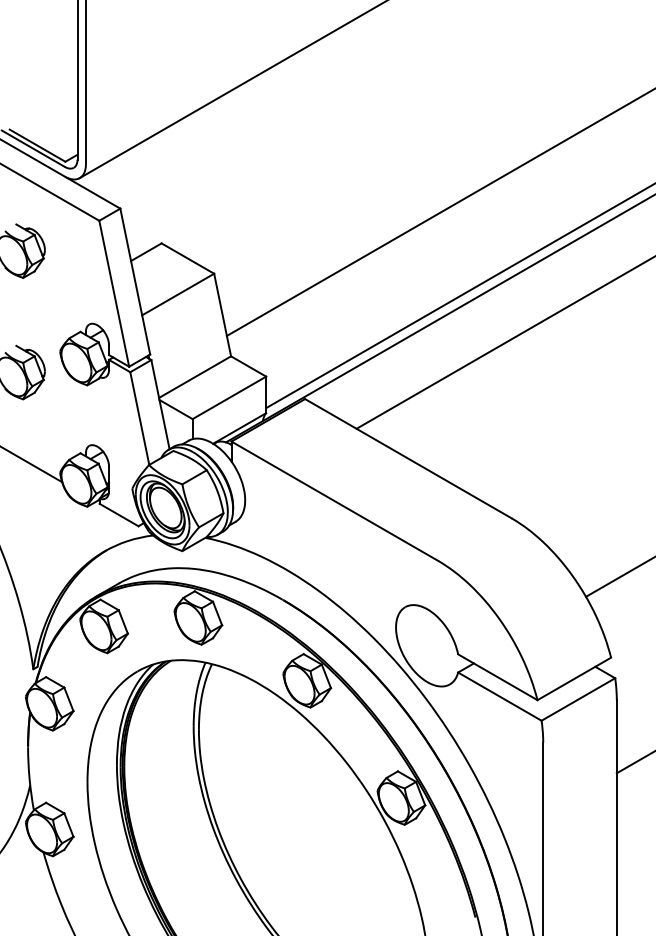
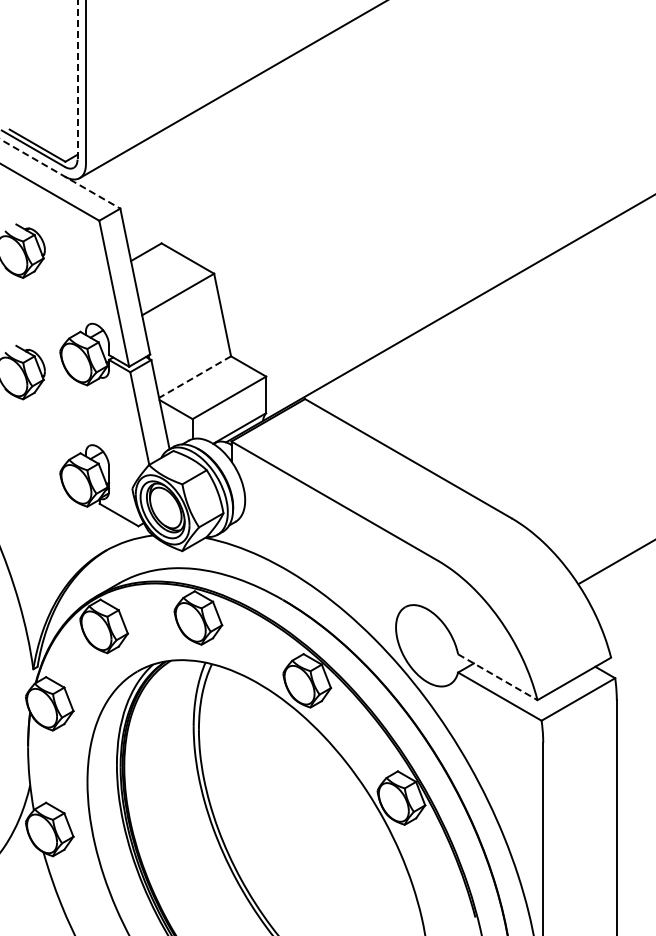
line: solid -> dashed (77, 79)
line: solid -> dashed (60, 174)
line: present -> none (439, 212)
line: present -> none (459, 296)
line: present -> none (504, 342)
line: solid -> dashed (195, 377)
line: present -> none (32, 464)
line position: (619, 577) -> (615, 562) (615, 562)
line: solid -> dashed (497, 677)
line: present -> none (634, 762)
